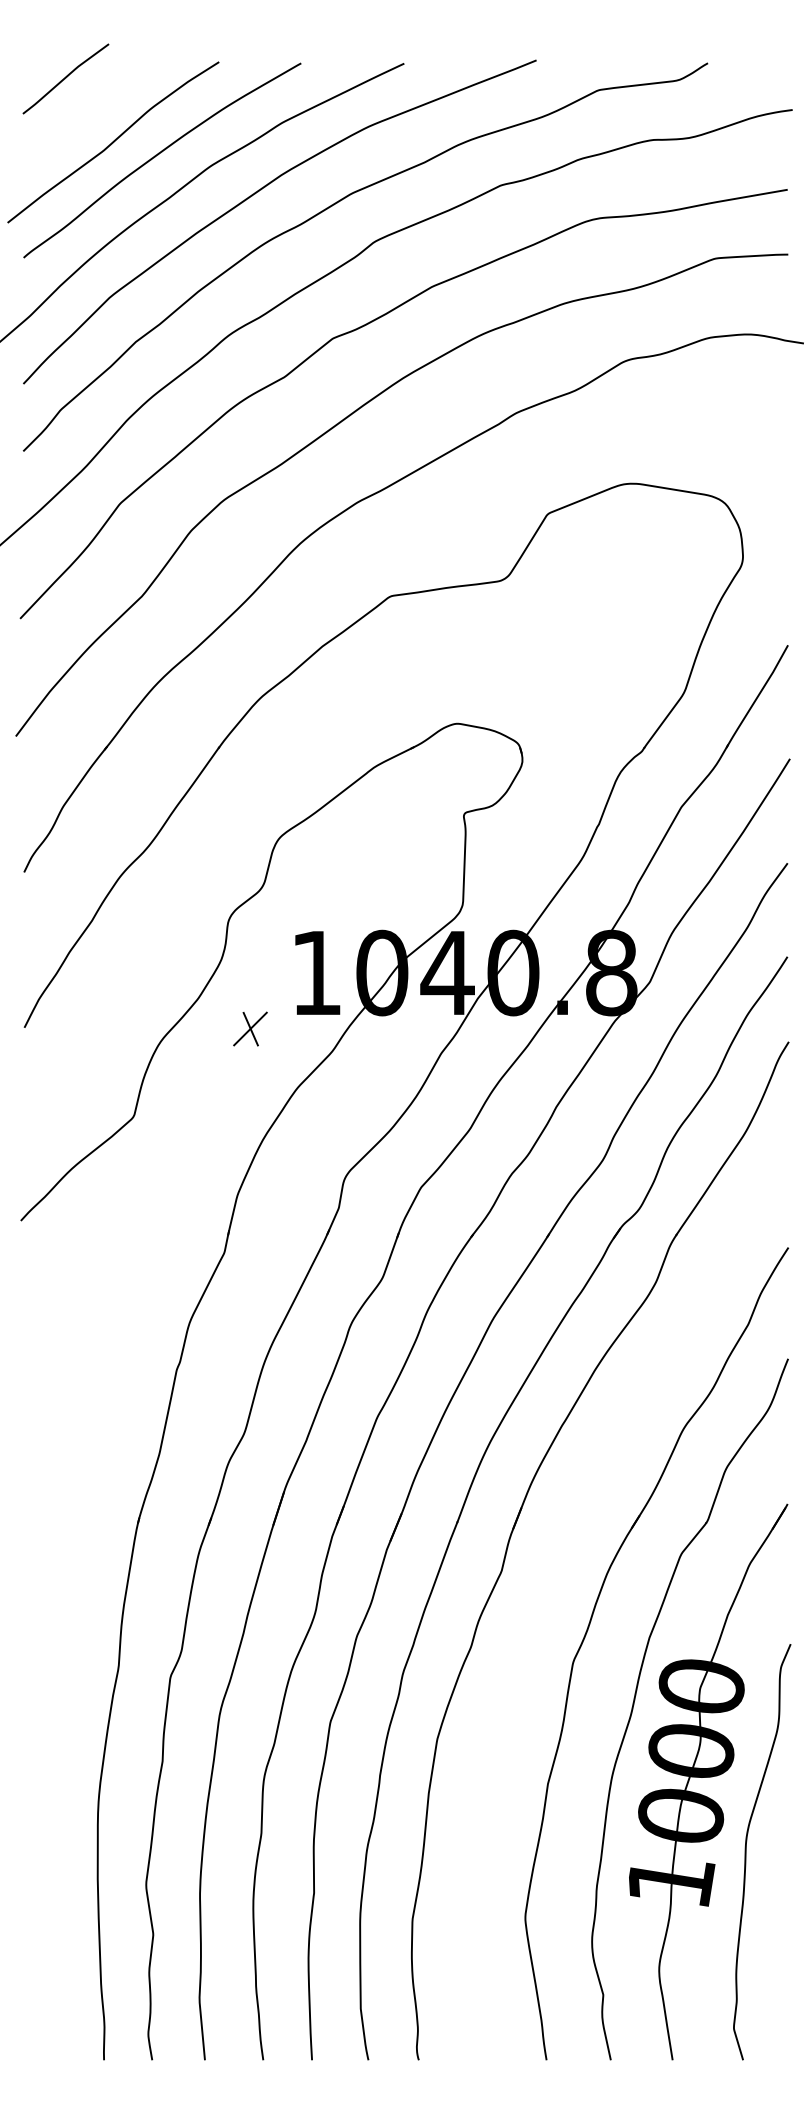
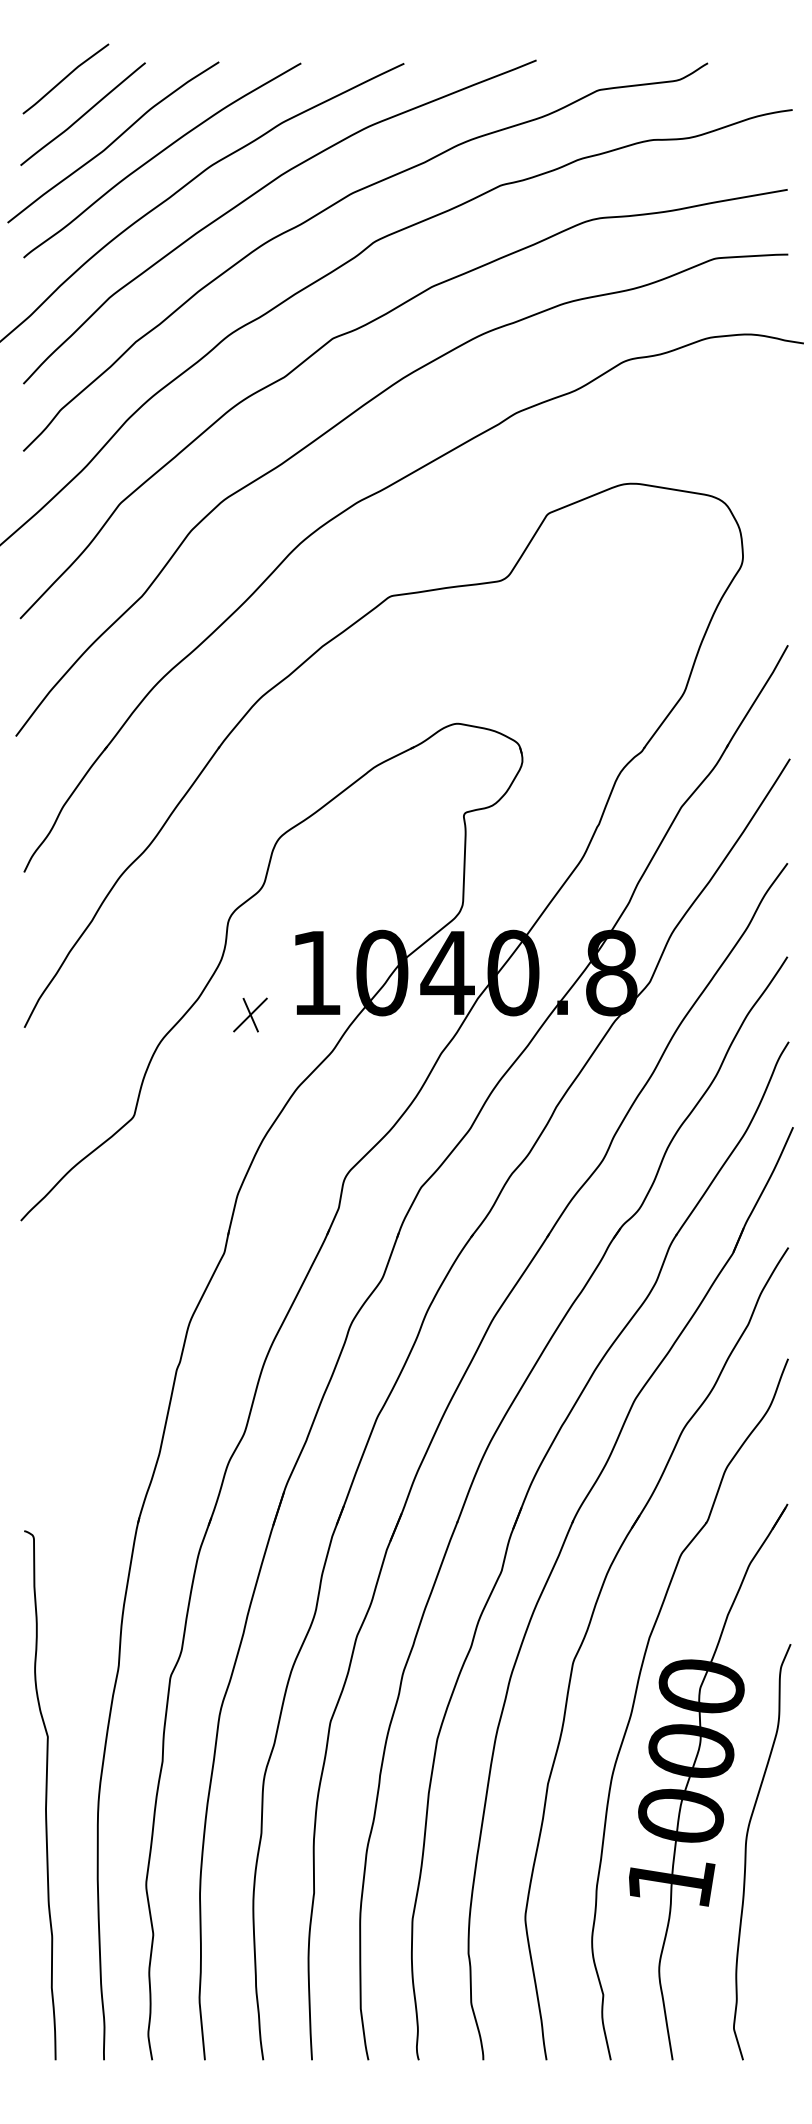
curve: none -> present (82, 114)
part position: (250, 1028) -> (250, 1014) (250, 1014)
part: none -> present (558, 1559)
curve: none -> present (45, 1795)
